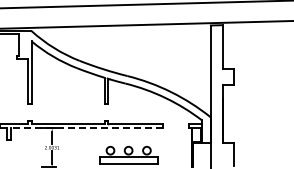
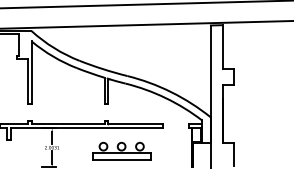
line: dashed -> solid (86, 128)
part position: (128, 154) -> (121, 150) (121, 150)
